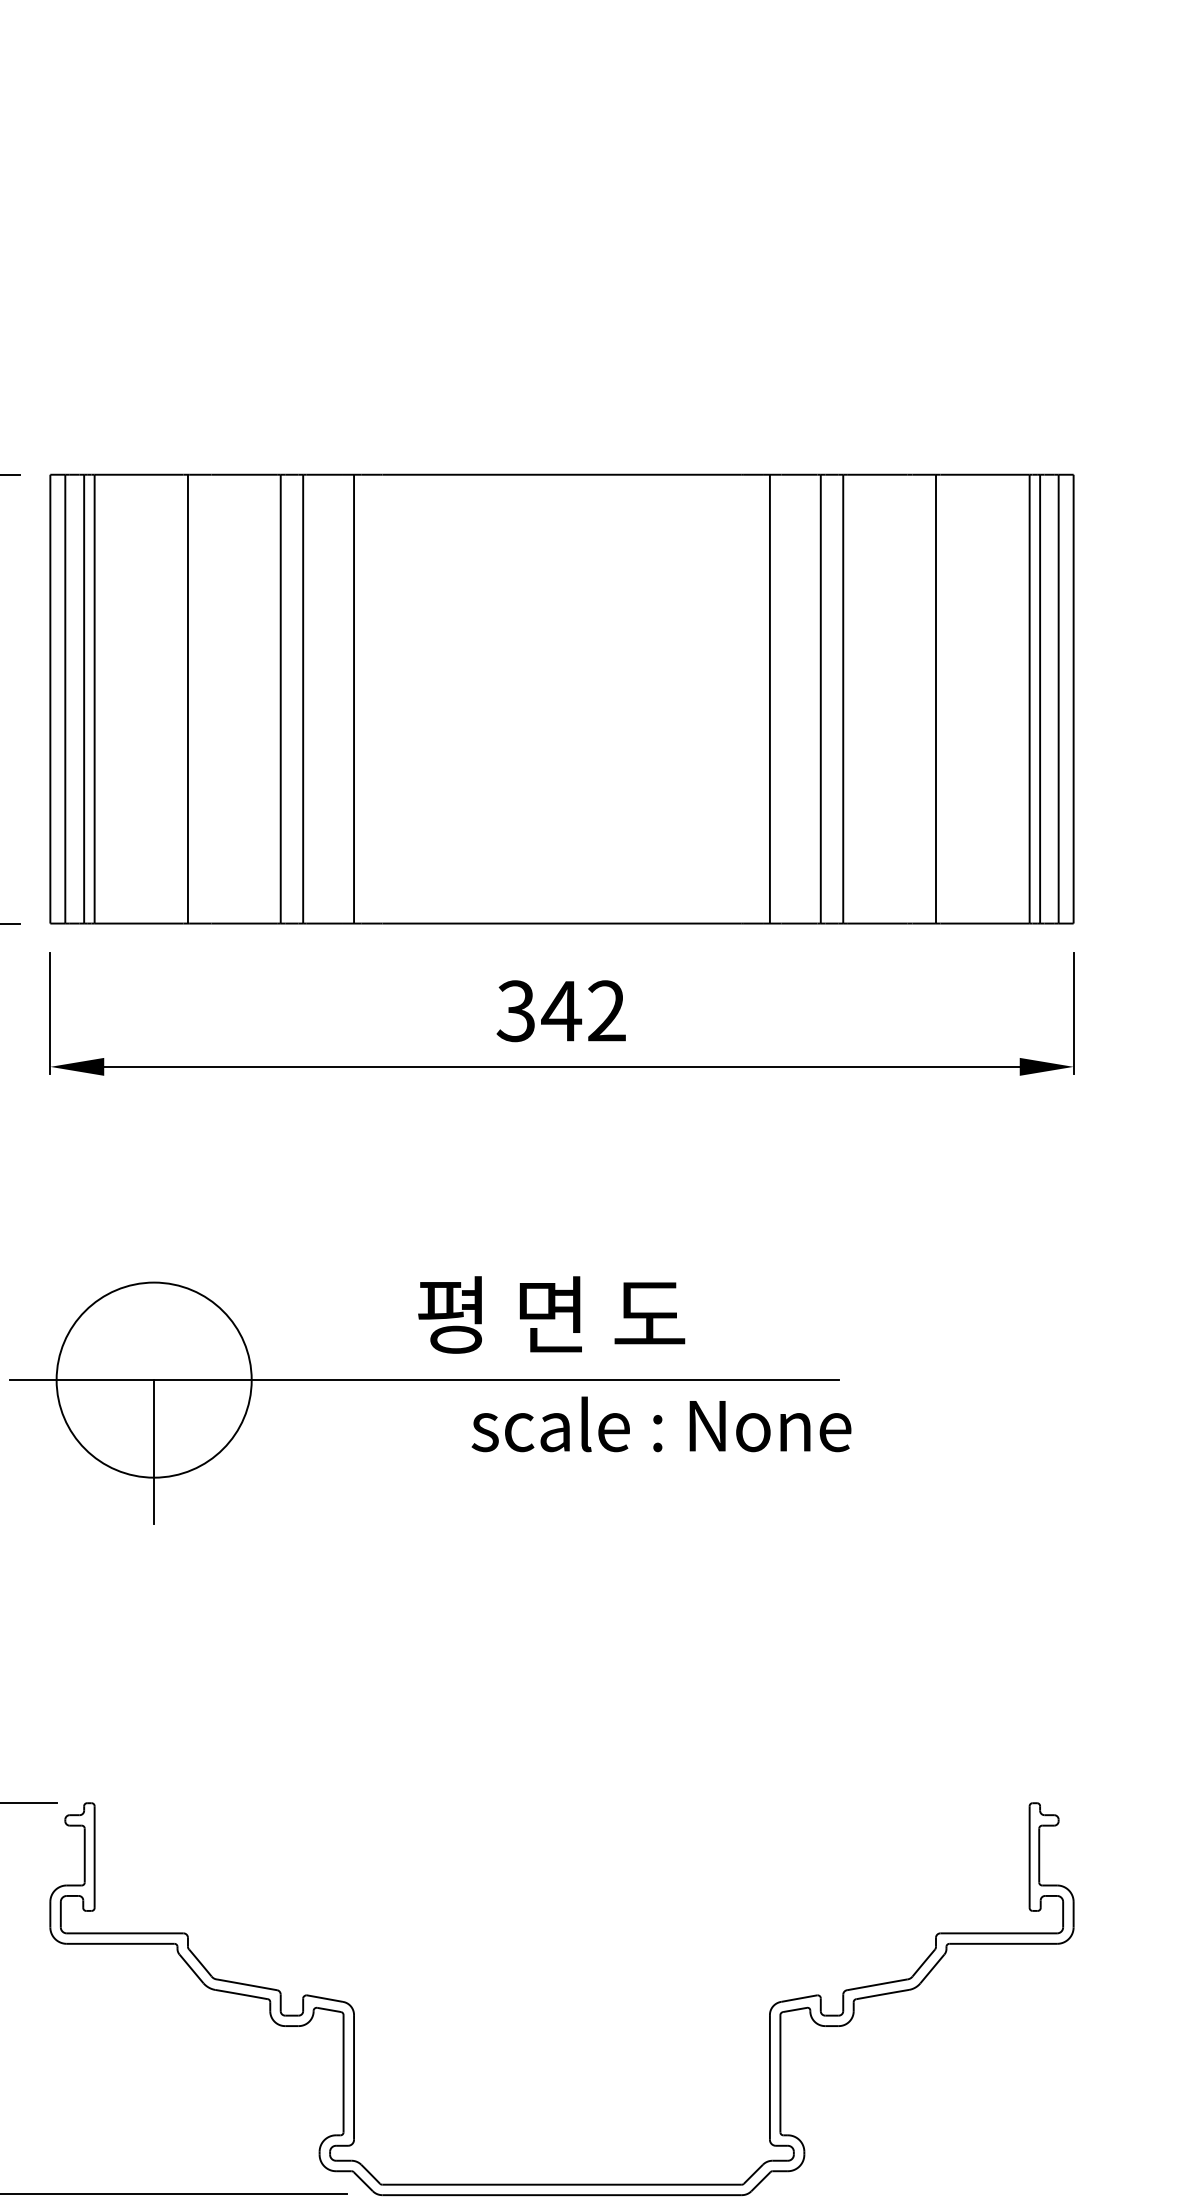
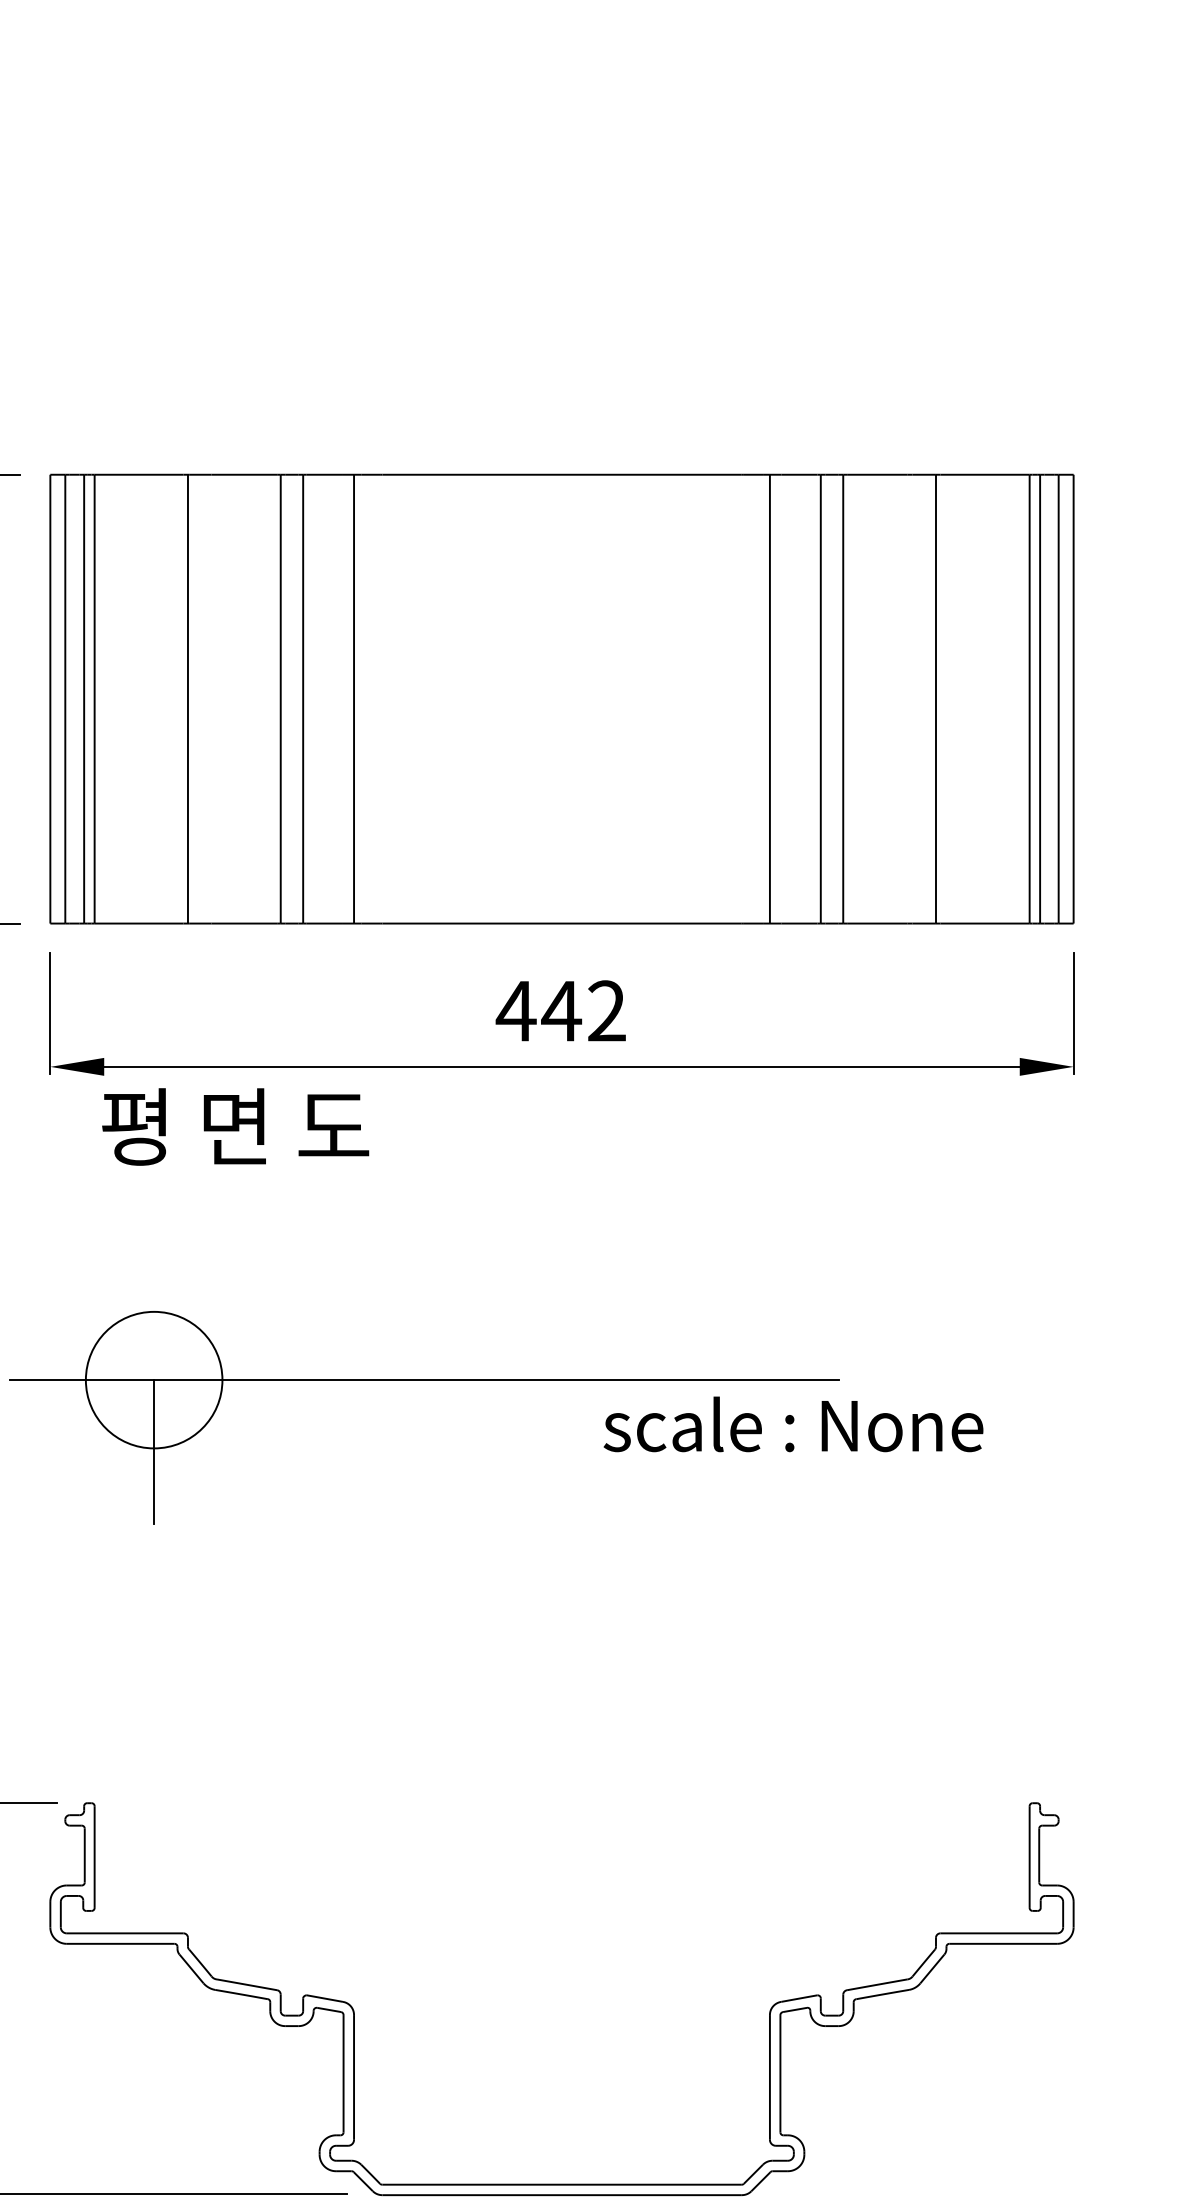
text: 342 -> 442 (515, 1011)
text position: (551, 1314) -> (235, 1126) (235, 1126)
circle diameter: 195 px -> 137 px (153, 1379)
text position: (661, 1424) -> (793, 1424) (793, 1424)
